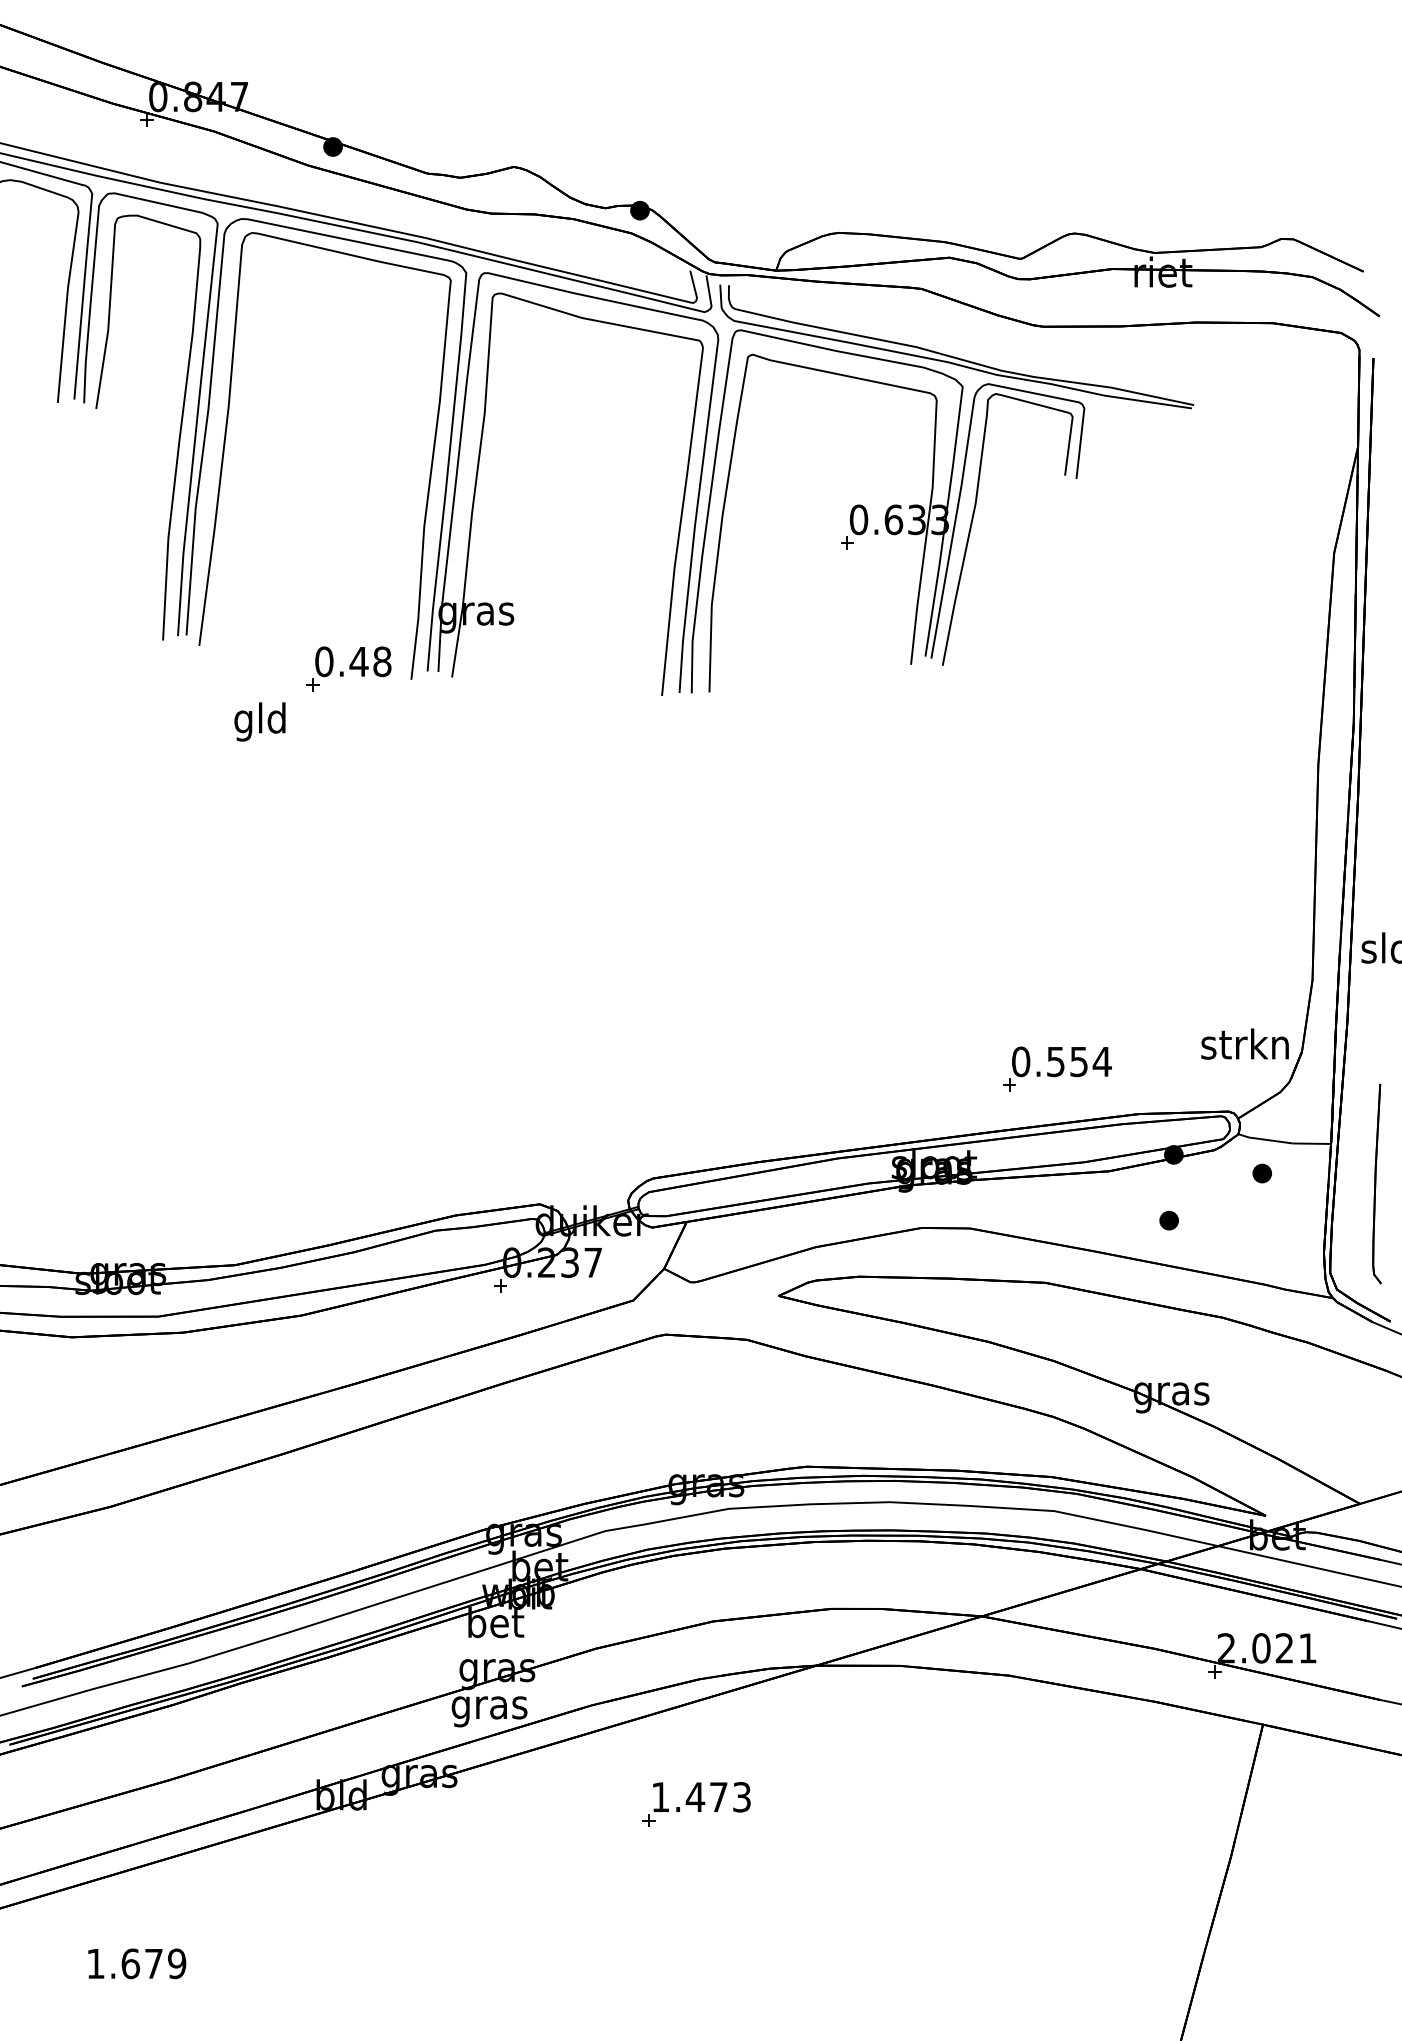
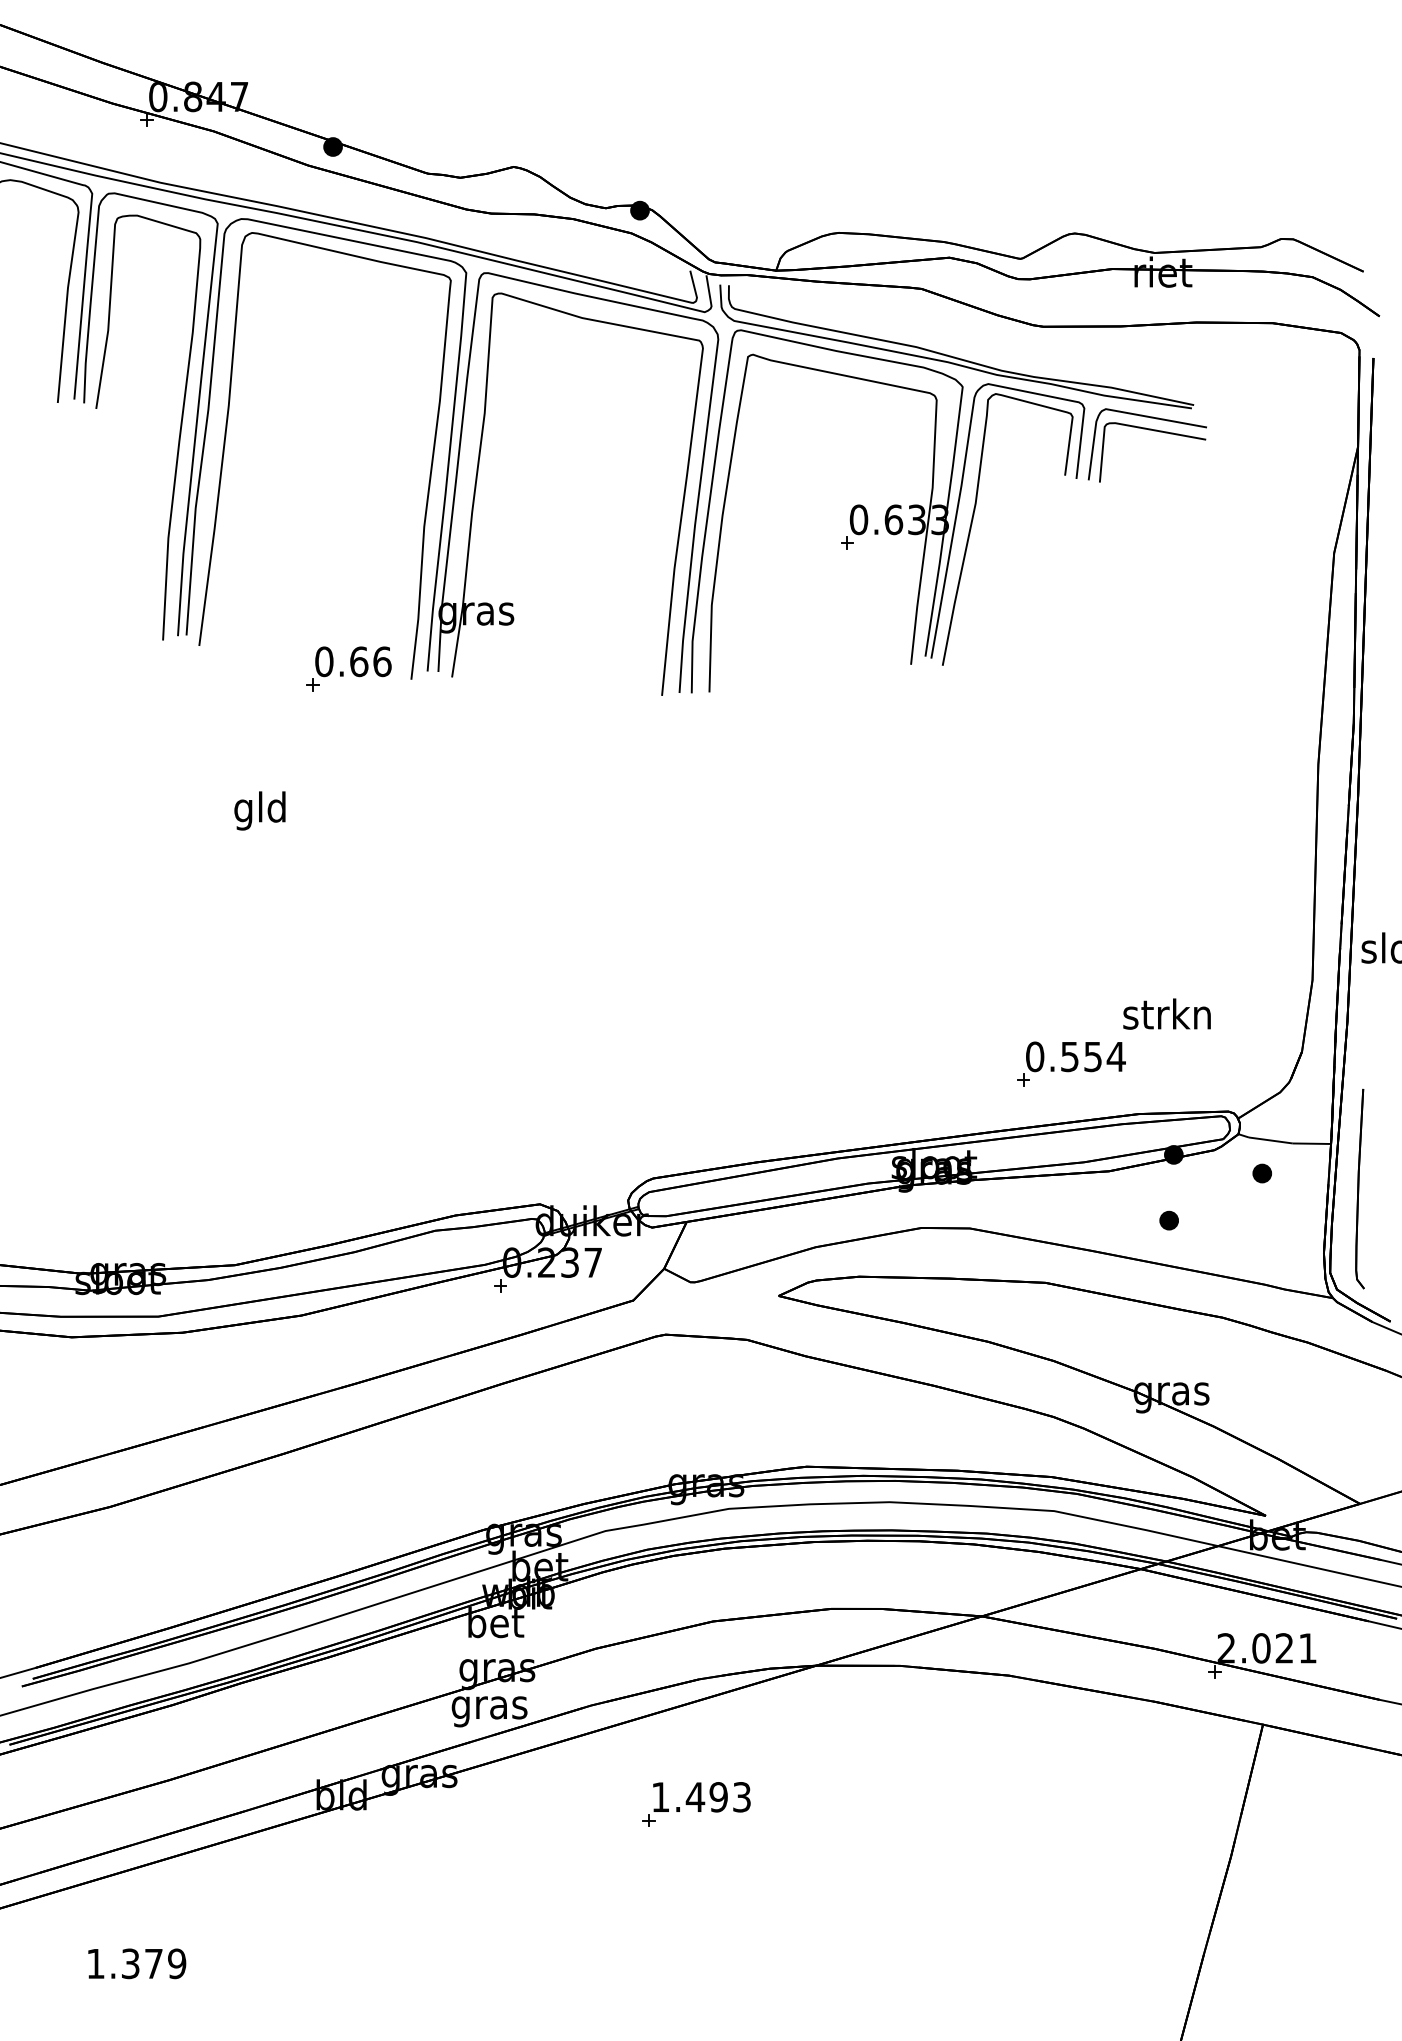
part: none -> present (1148, 430)
text: 0.48 -> 0.66 (370, 661)
text position: (259, 721) -> (259, 810) (259, 810)
text position: (1244, 1043) -> (1166, 1013) (1166, 1013)
part position: (1057, 1068) -> (1071, 1063) (1071, 1063)
part position: (1376, 1183) -> (1359, 1188) (1359, 1188)
text: 1.473 -> 1.493 (718, 1797)
text: 1.679 -> 1.379 (130, 1963)
